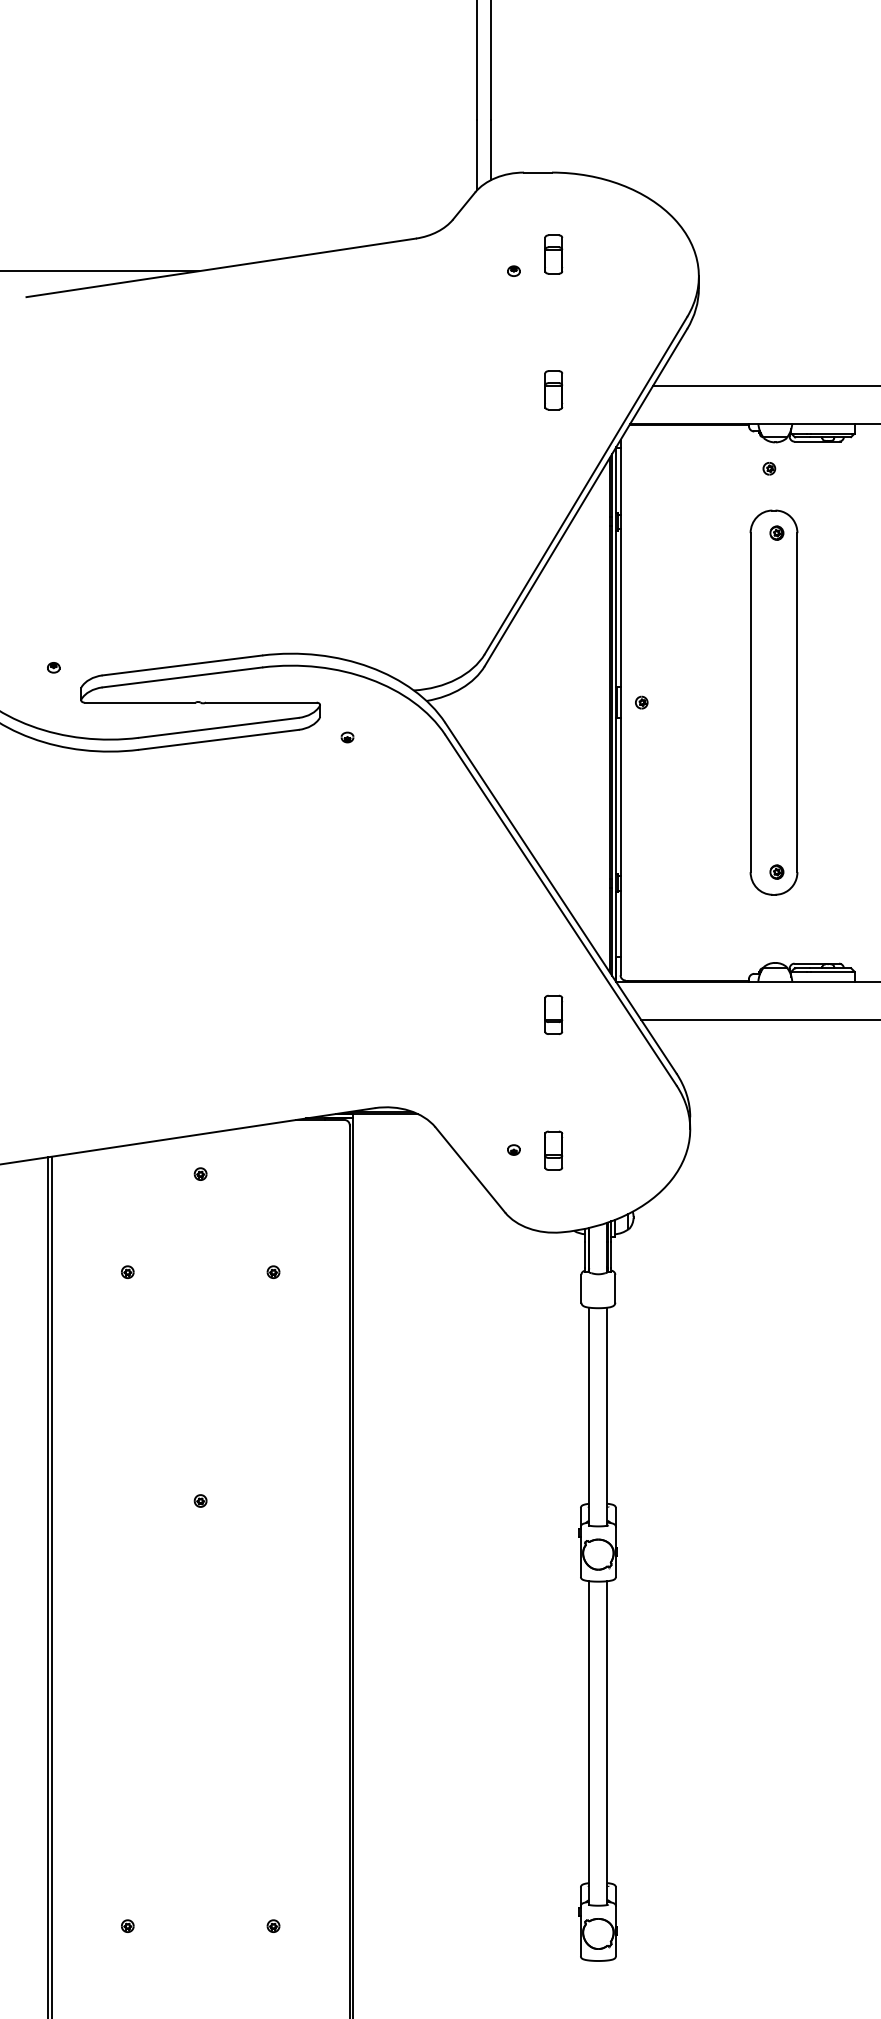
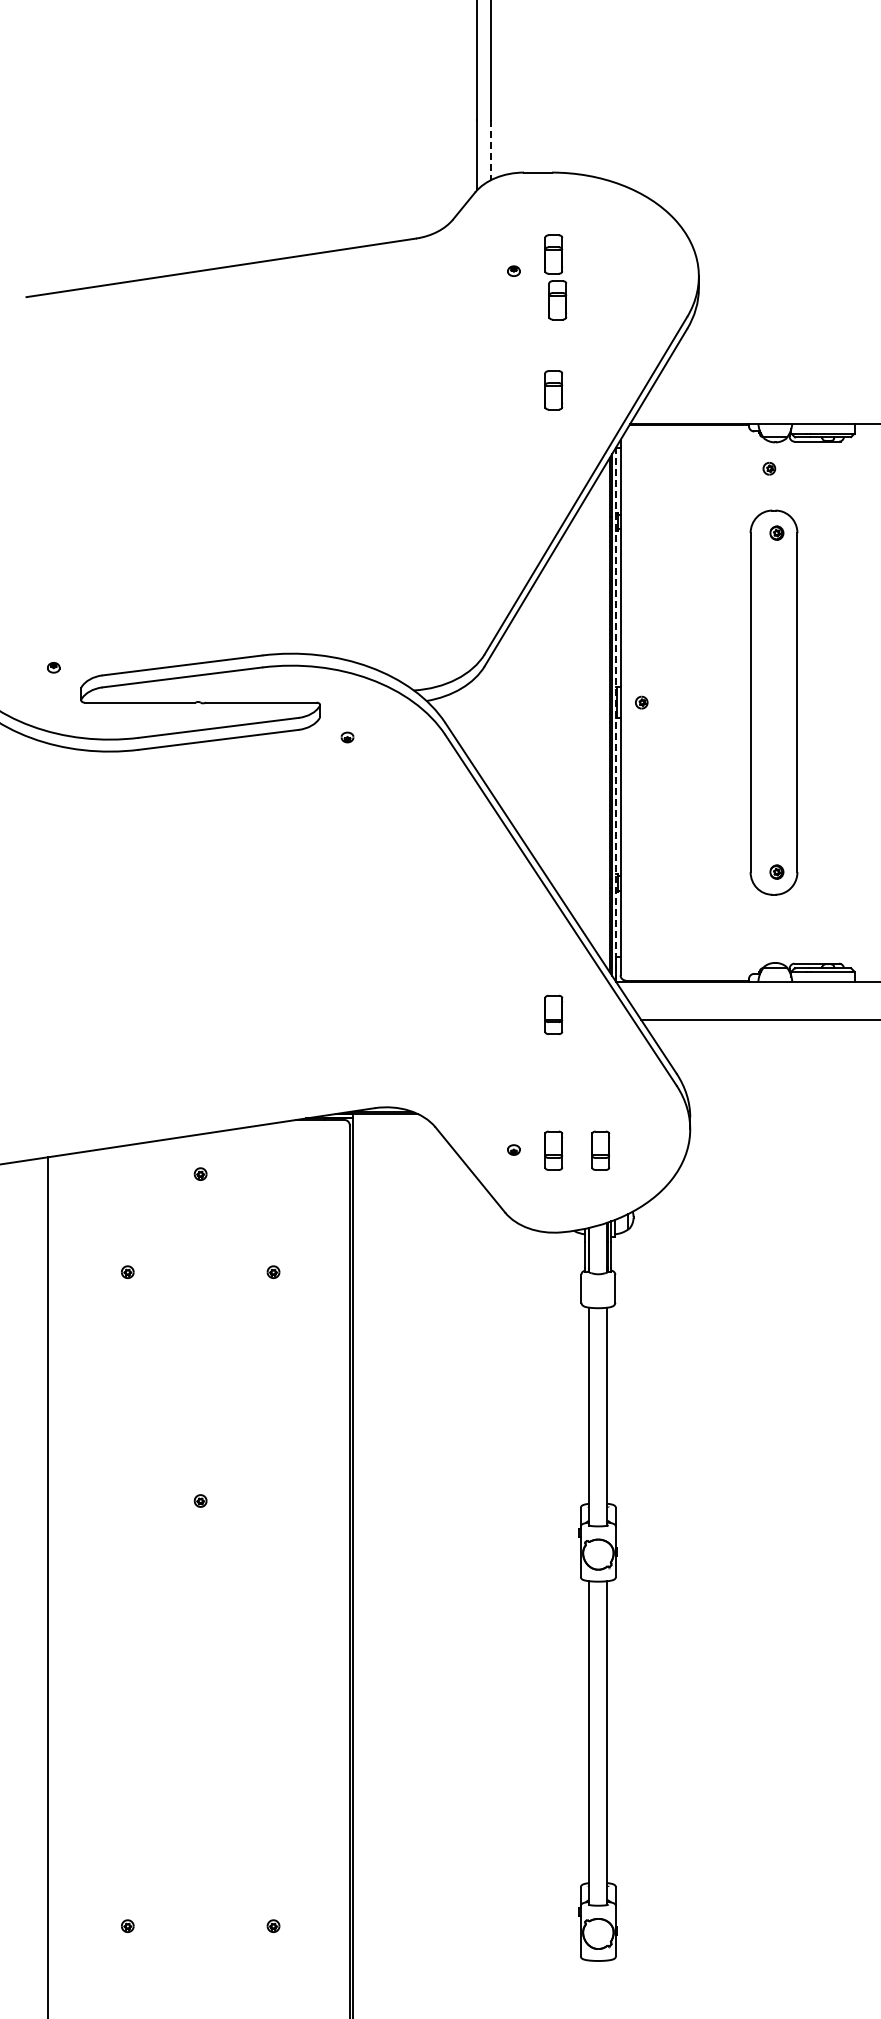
line: solid -> dashed (491, 150)
line: present -> none (100, 271)
part: none -> present (557, 300)
line: present -> none (765, 385)
line: solid -> dashed (616, 714)
part: none -> present (600, 1150)
line: present -> none (51, 1585)
